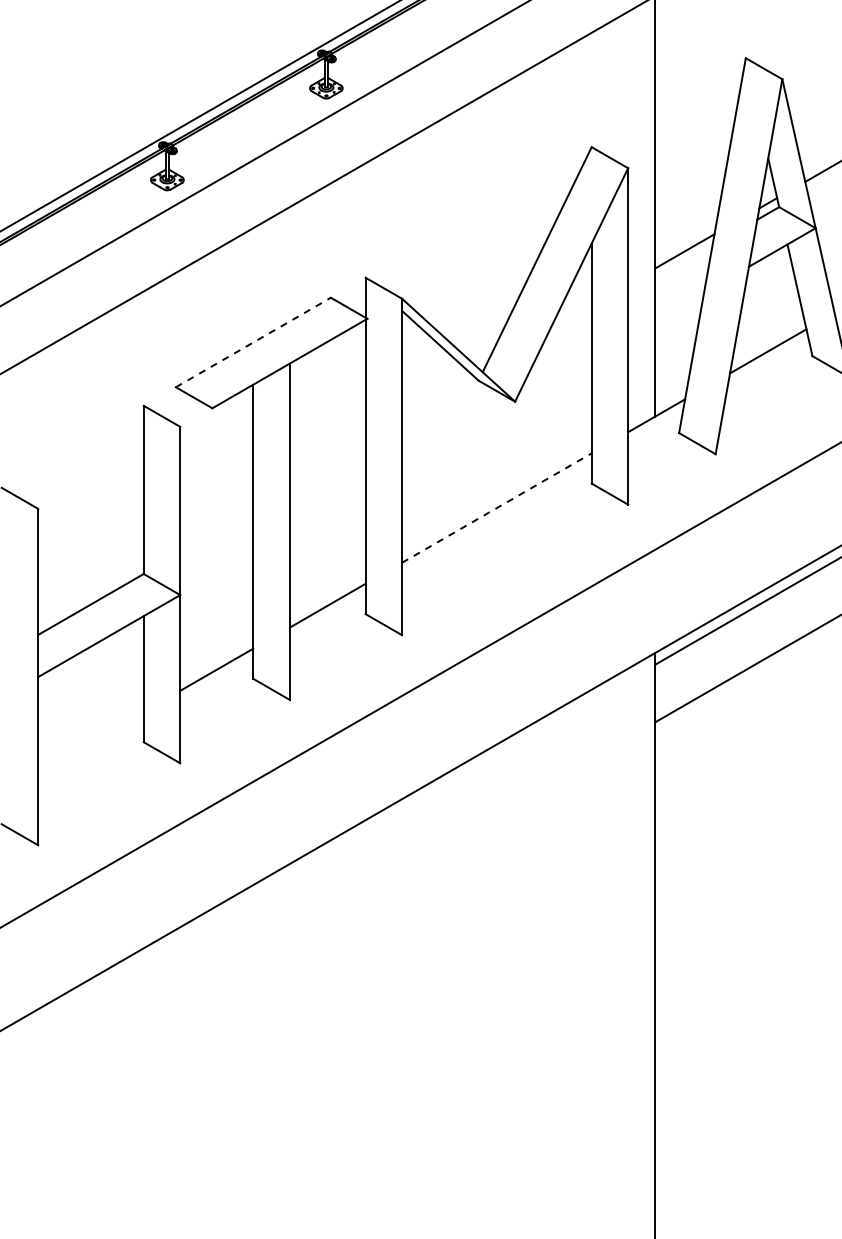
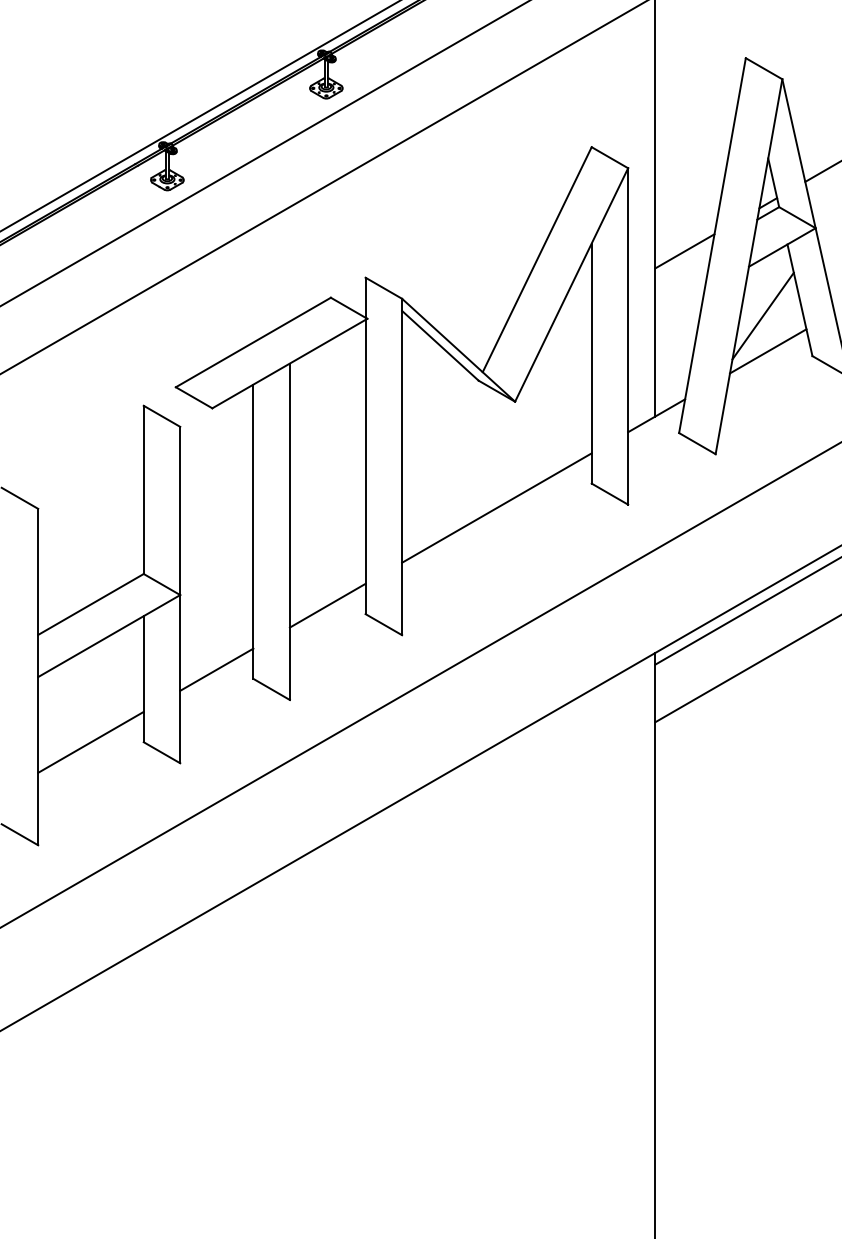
line: none -> present (762, 315)
line: dashed -> solid (253, 342)
line: dashed -> solid (497, 507)
line: none -> present (90, 741)
